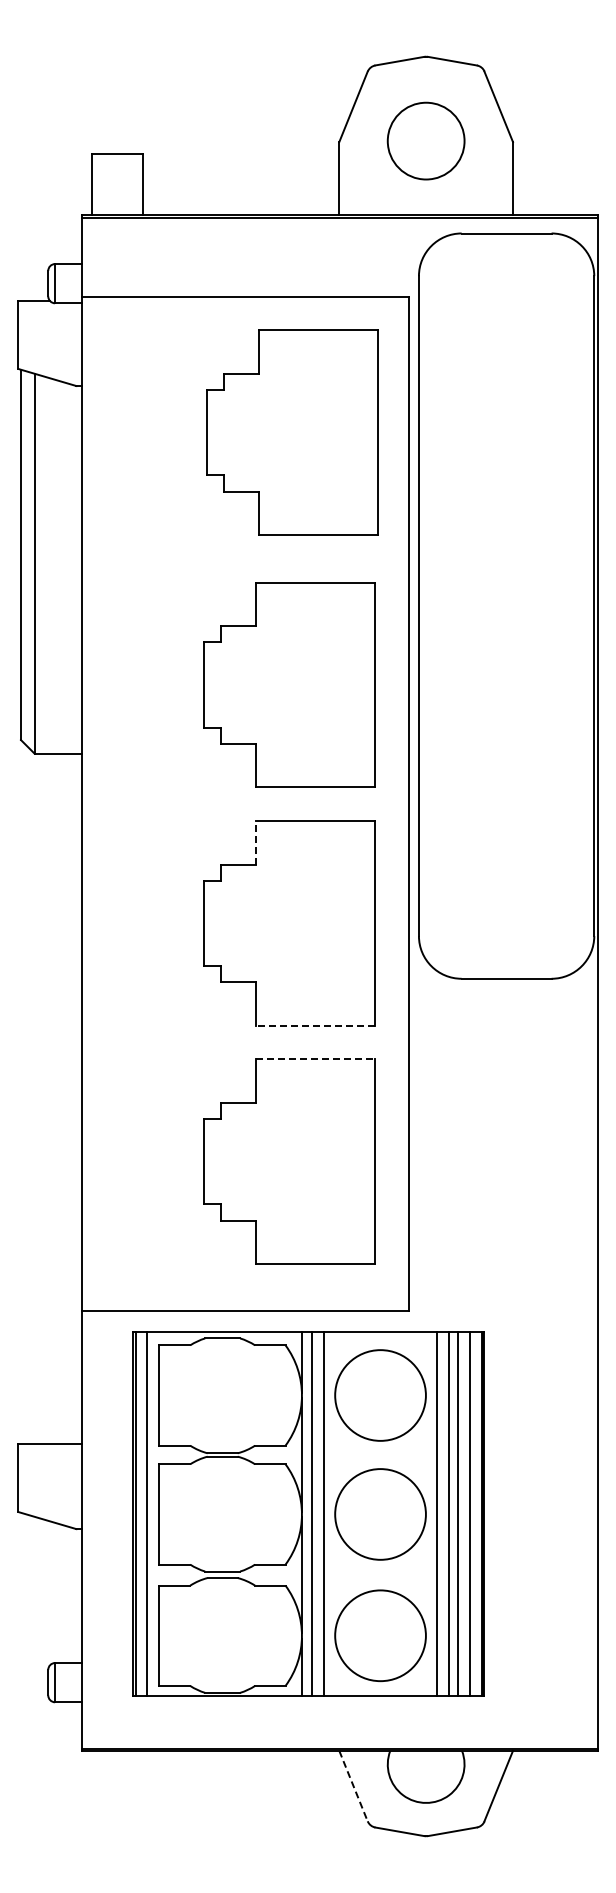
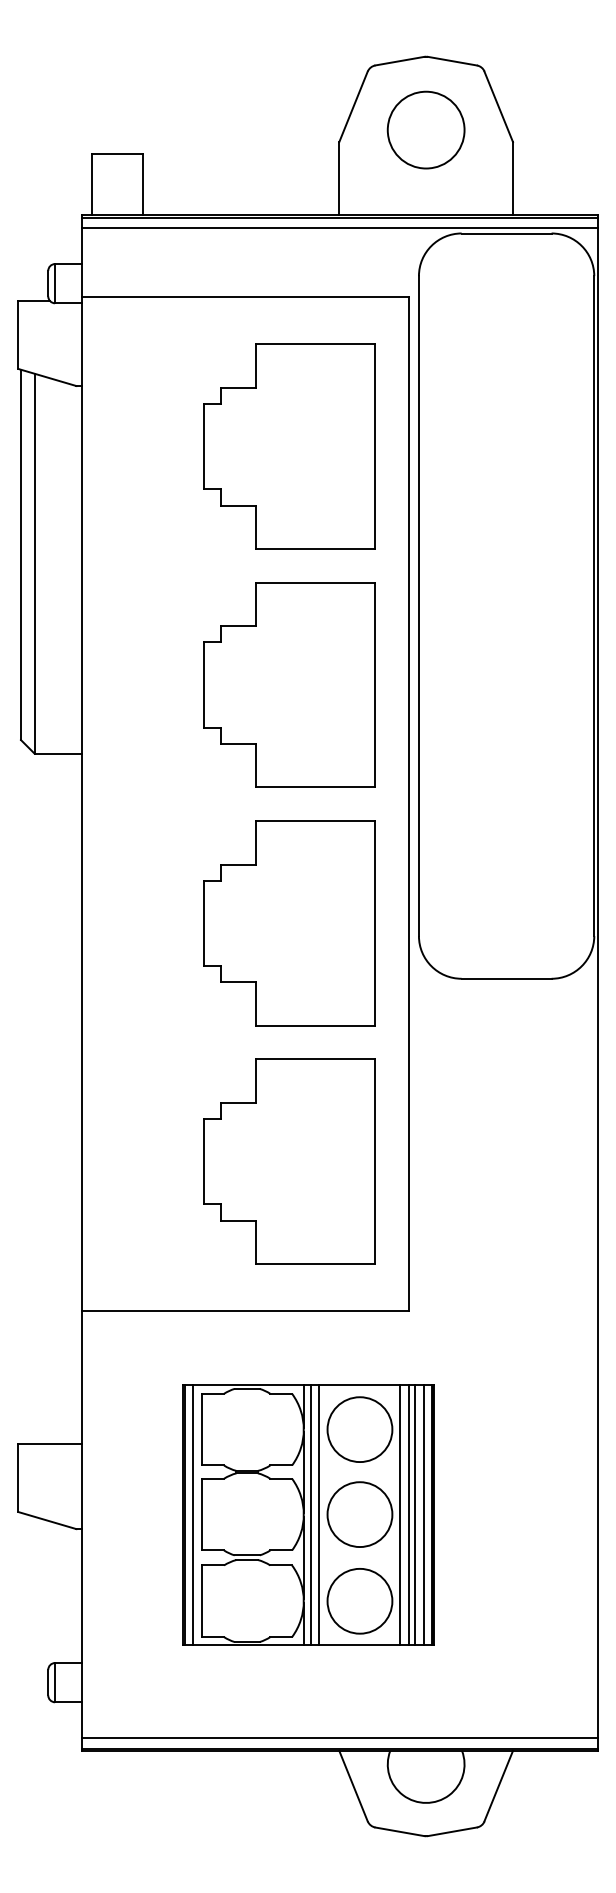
circle position: (425, 140) -> (425, 129) (425, 129)
line: none -> present (339, 227)
part position: (292, 432) -> (289, 446) (289, 446)
line: dashed -> solid (255, 842)
line: dashed -> solid (315, 1025)
line: dashed -> solid (315, 1059)
part size: 353x366 px -> 253x262 px (308, 1514)
line: none -> present (339, 1738)
line: dashed -> solid (353, 1786)
